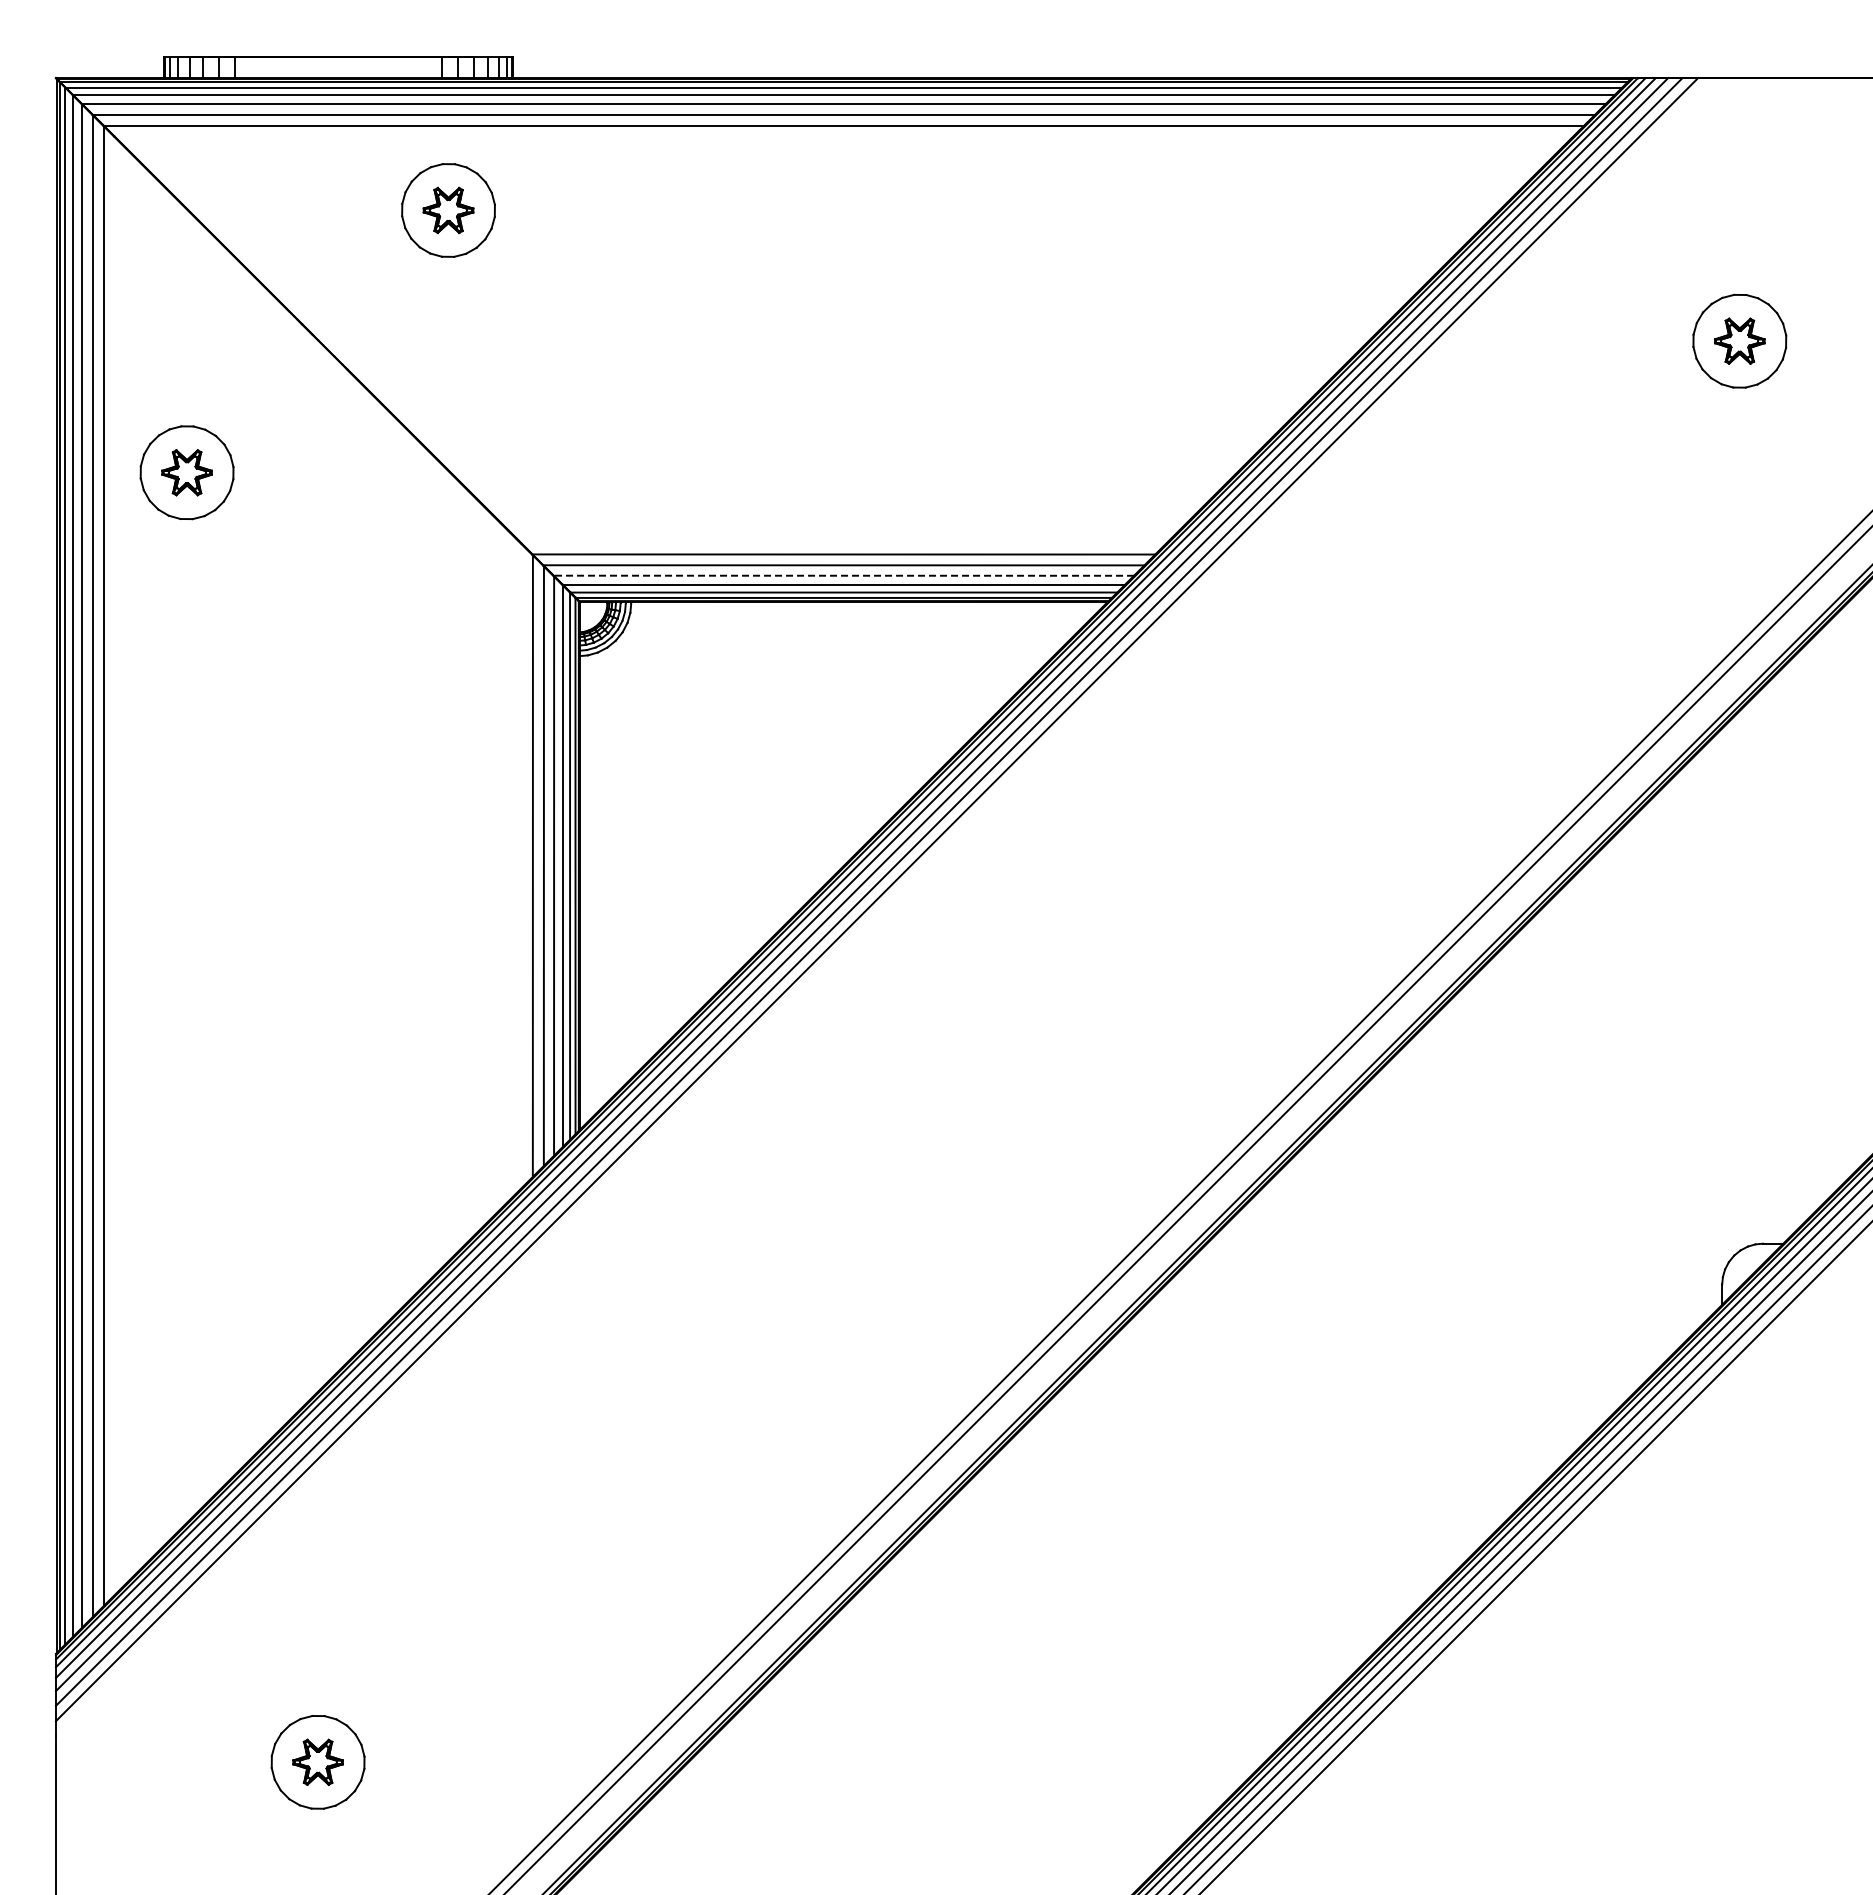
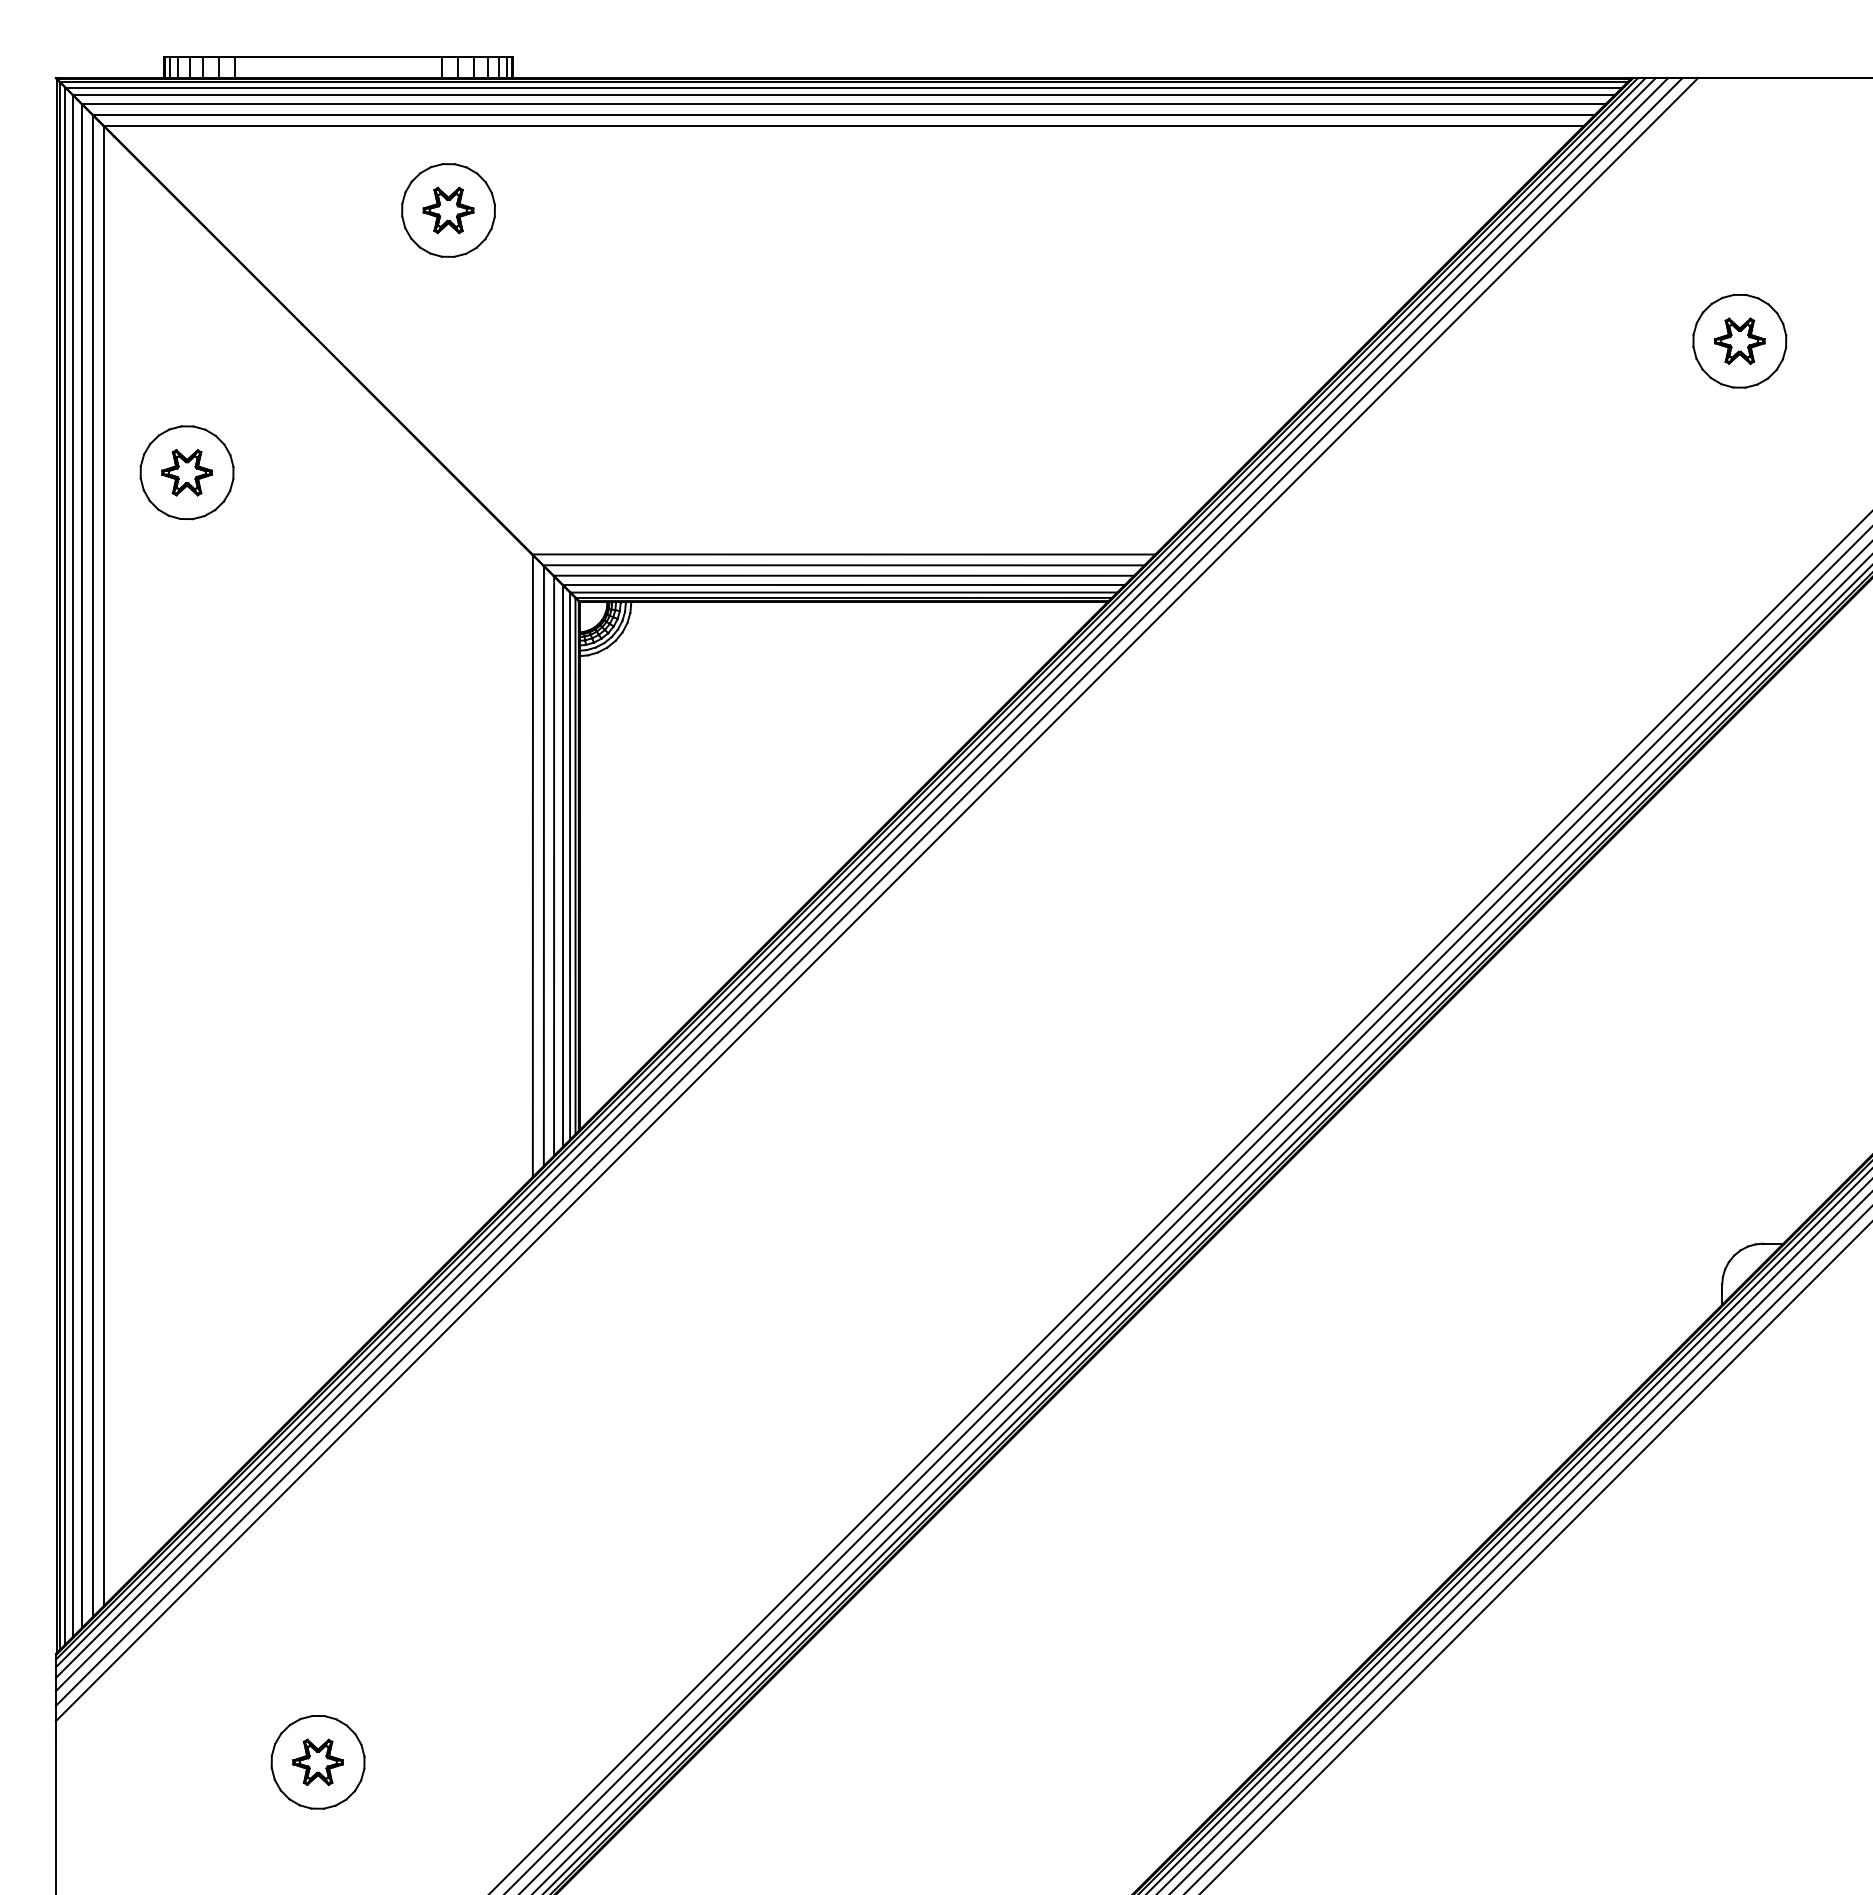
line: dashed -> solid (843, 575)
line: none -> present (1195, 1217)
line: none -> present (1201, 1223)
